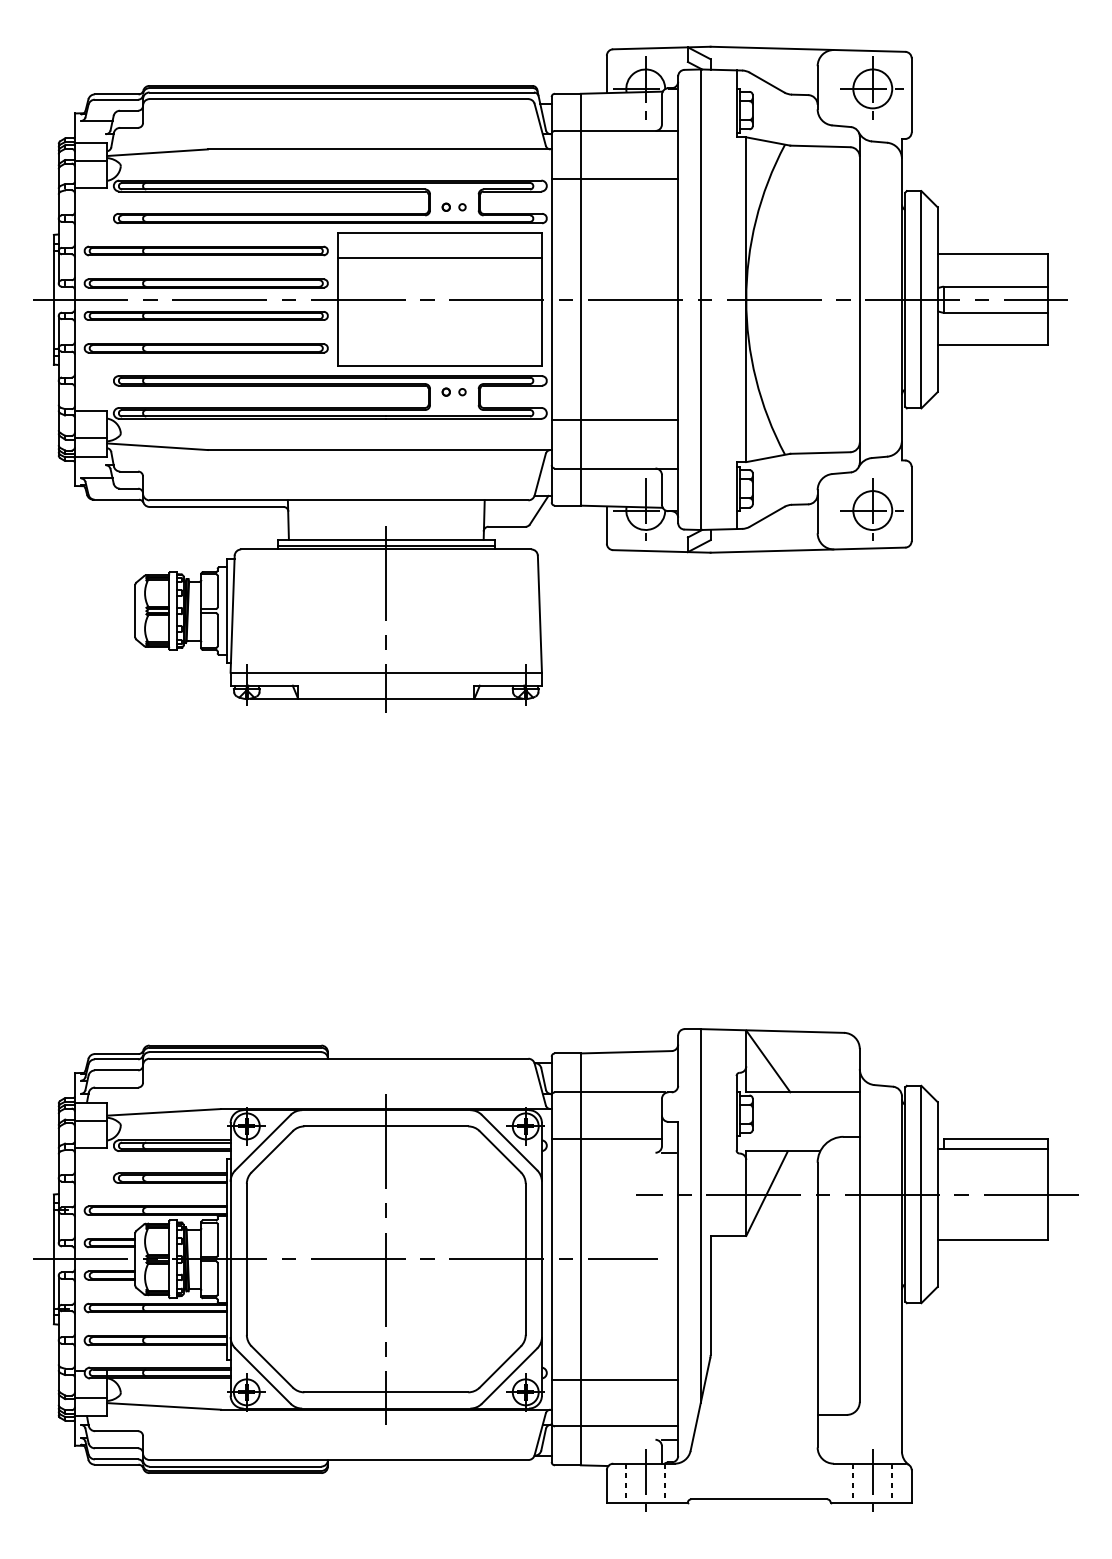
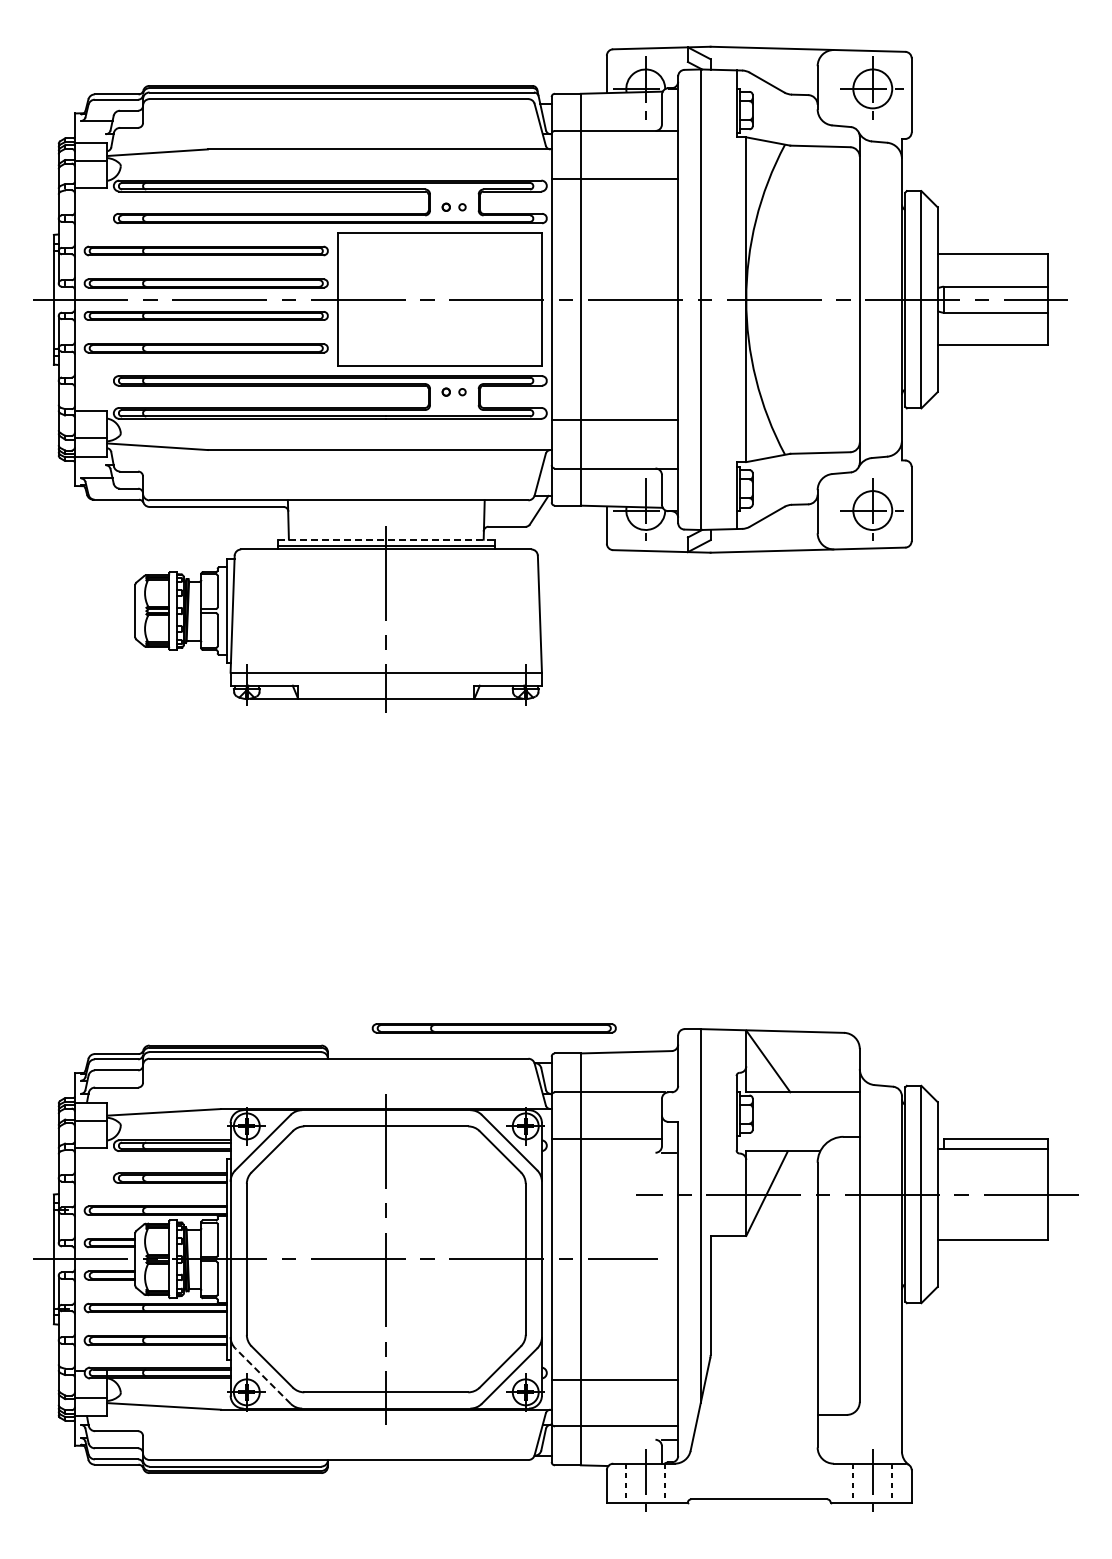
line: present -> none (439, 257)
line: solid -> dashed (386, 539)
part: none -> present (493, 1028)
line: solid -> dashed (262, 1375)
